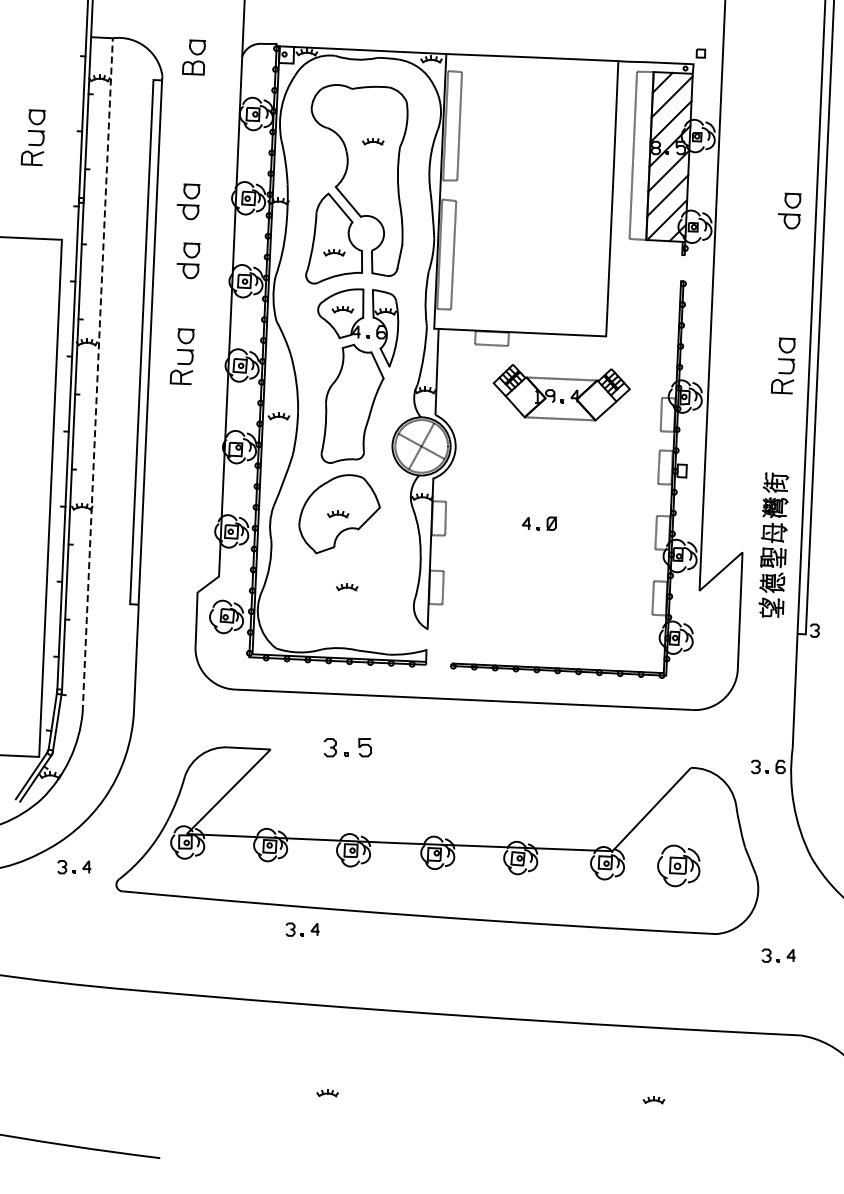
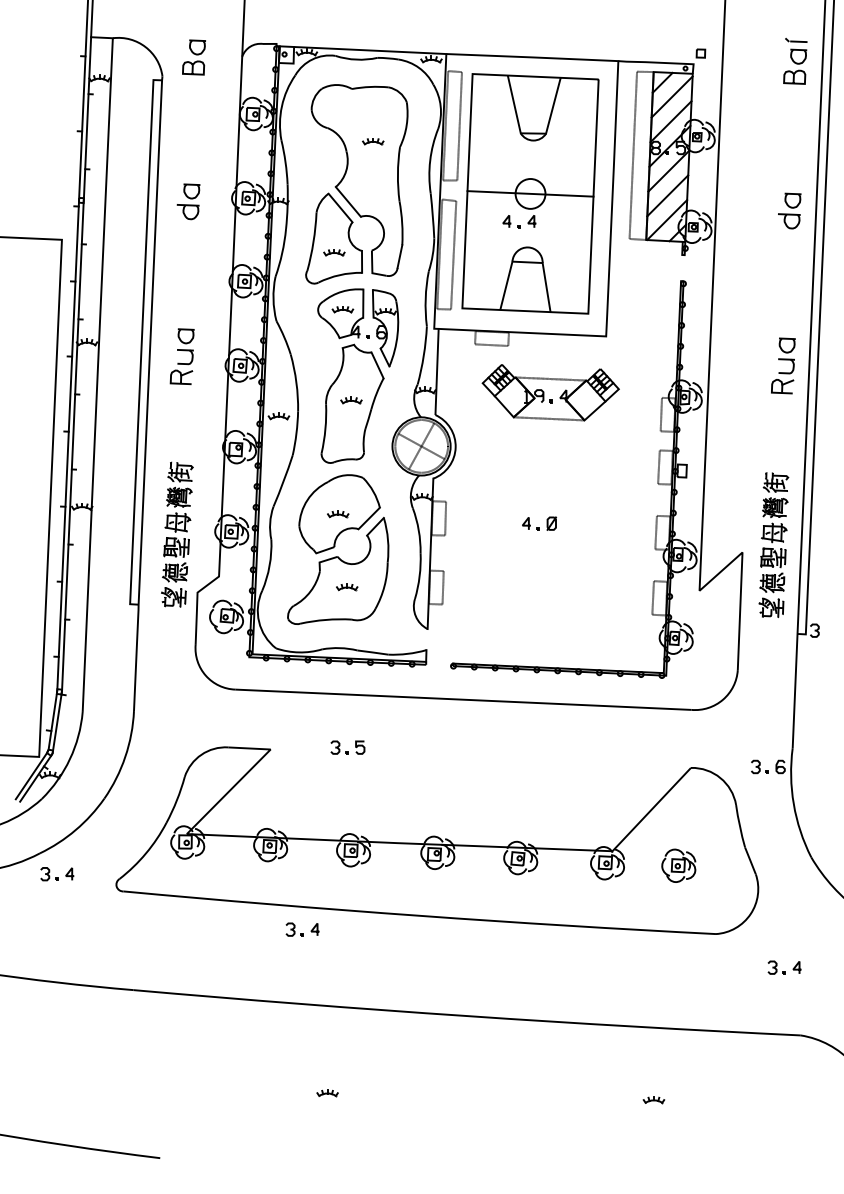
part: none -> present (795, 61)
part: present -> none (32, 137)
part: none -> present (530, 193)
part: present -> none (188, 260)
line: dashed -> solid (97, 374)
part position: (561, 392) -> (550, 392) (550, 392)
part: none -> present (351, 400)
part: none -> present (177, 534)
part: none -> present (338, 570)
part size: 49x20 px -> 36x15 px (347, 747)
part size: 44x44 px -> 36x35 px (678, 865)
part position: (74, 867) -> (57, 874) (57, 874)
part position: (778, 955) -> (784, 967) (784, 967)
